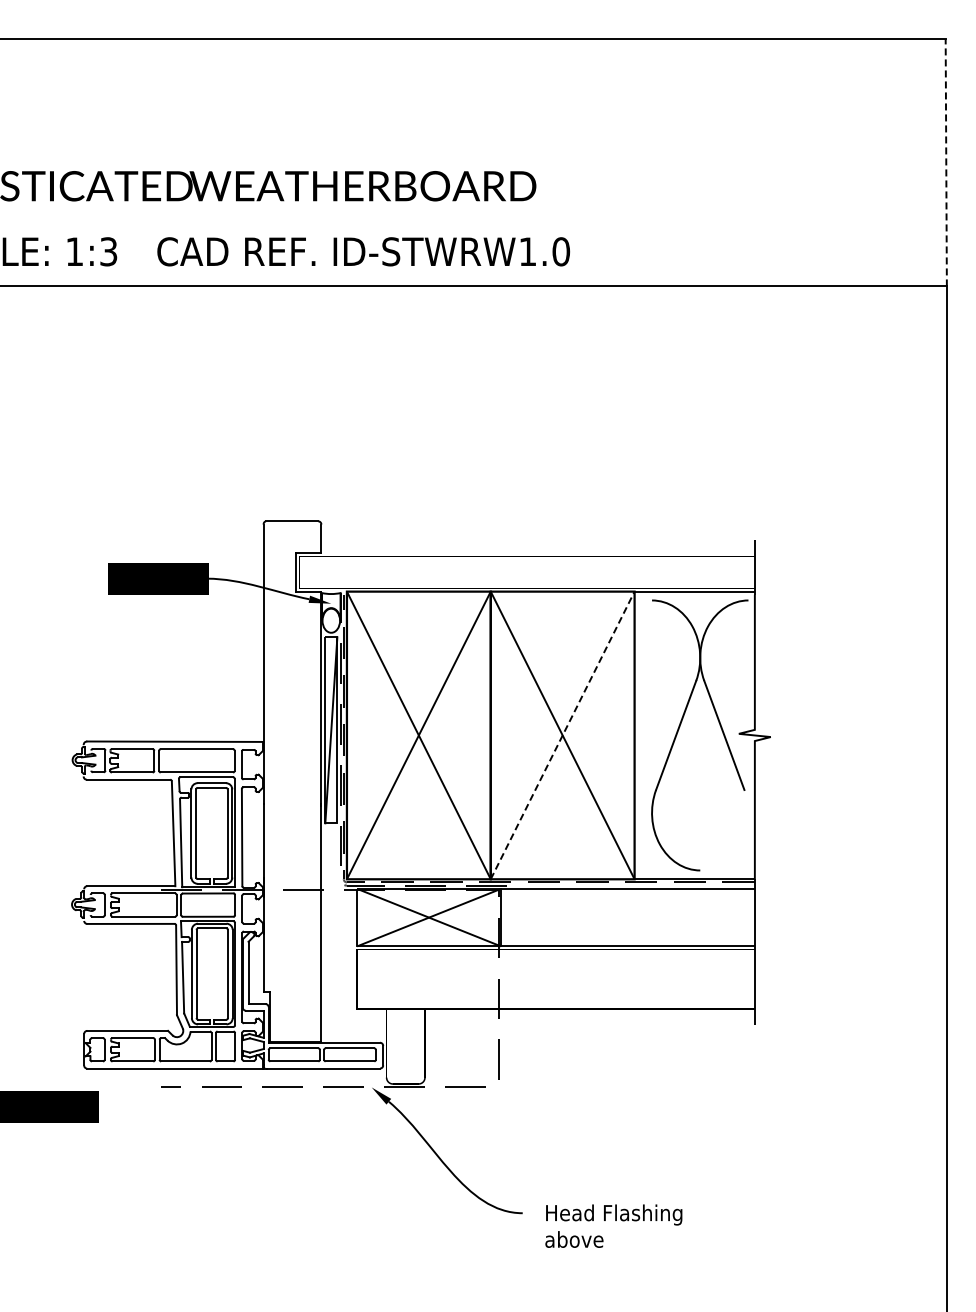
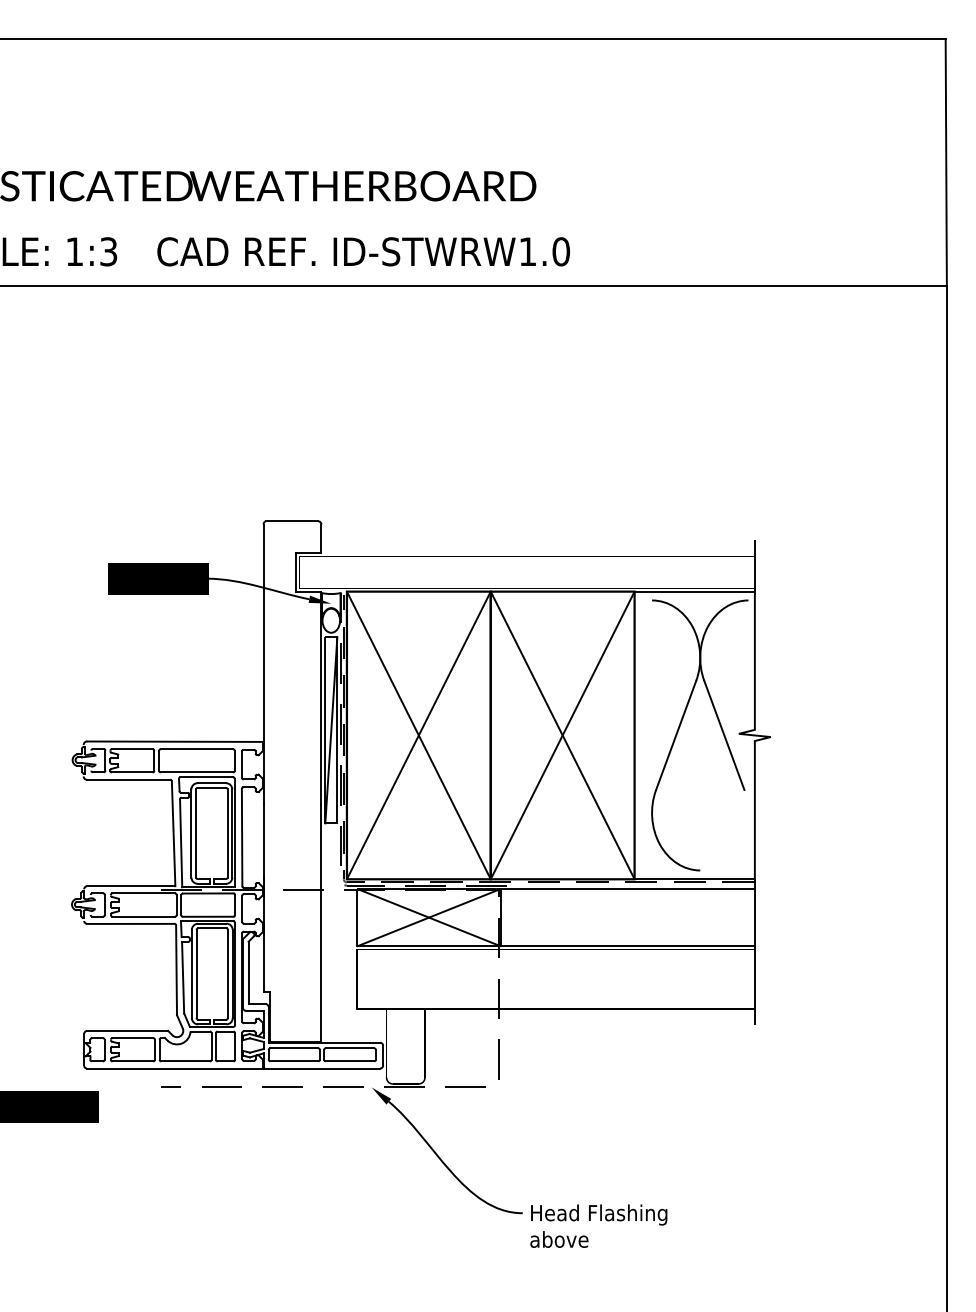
line: dashed -> solid (946, 162)
line: dashed -> solid (562, 735)
text position: (613, 1225) -> (598, 1225) (598, 1225)
